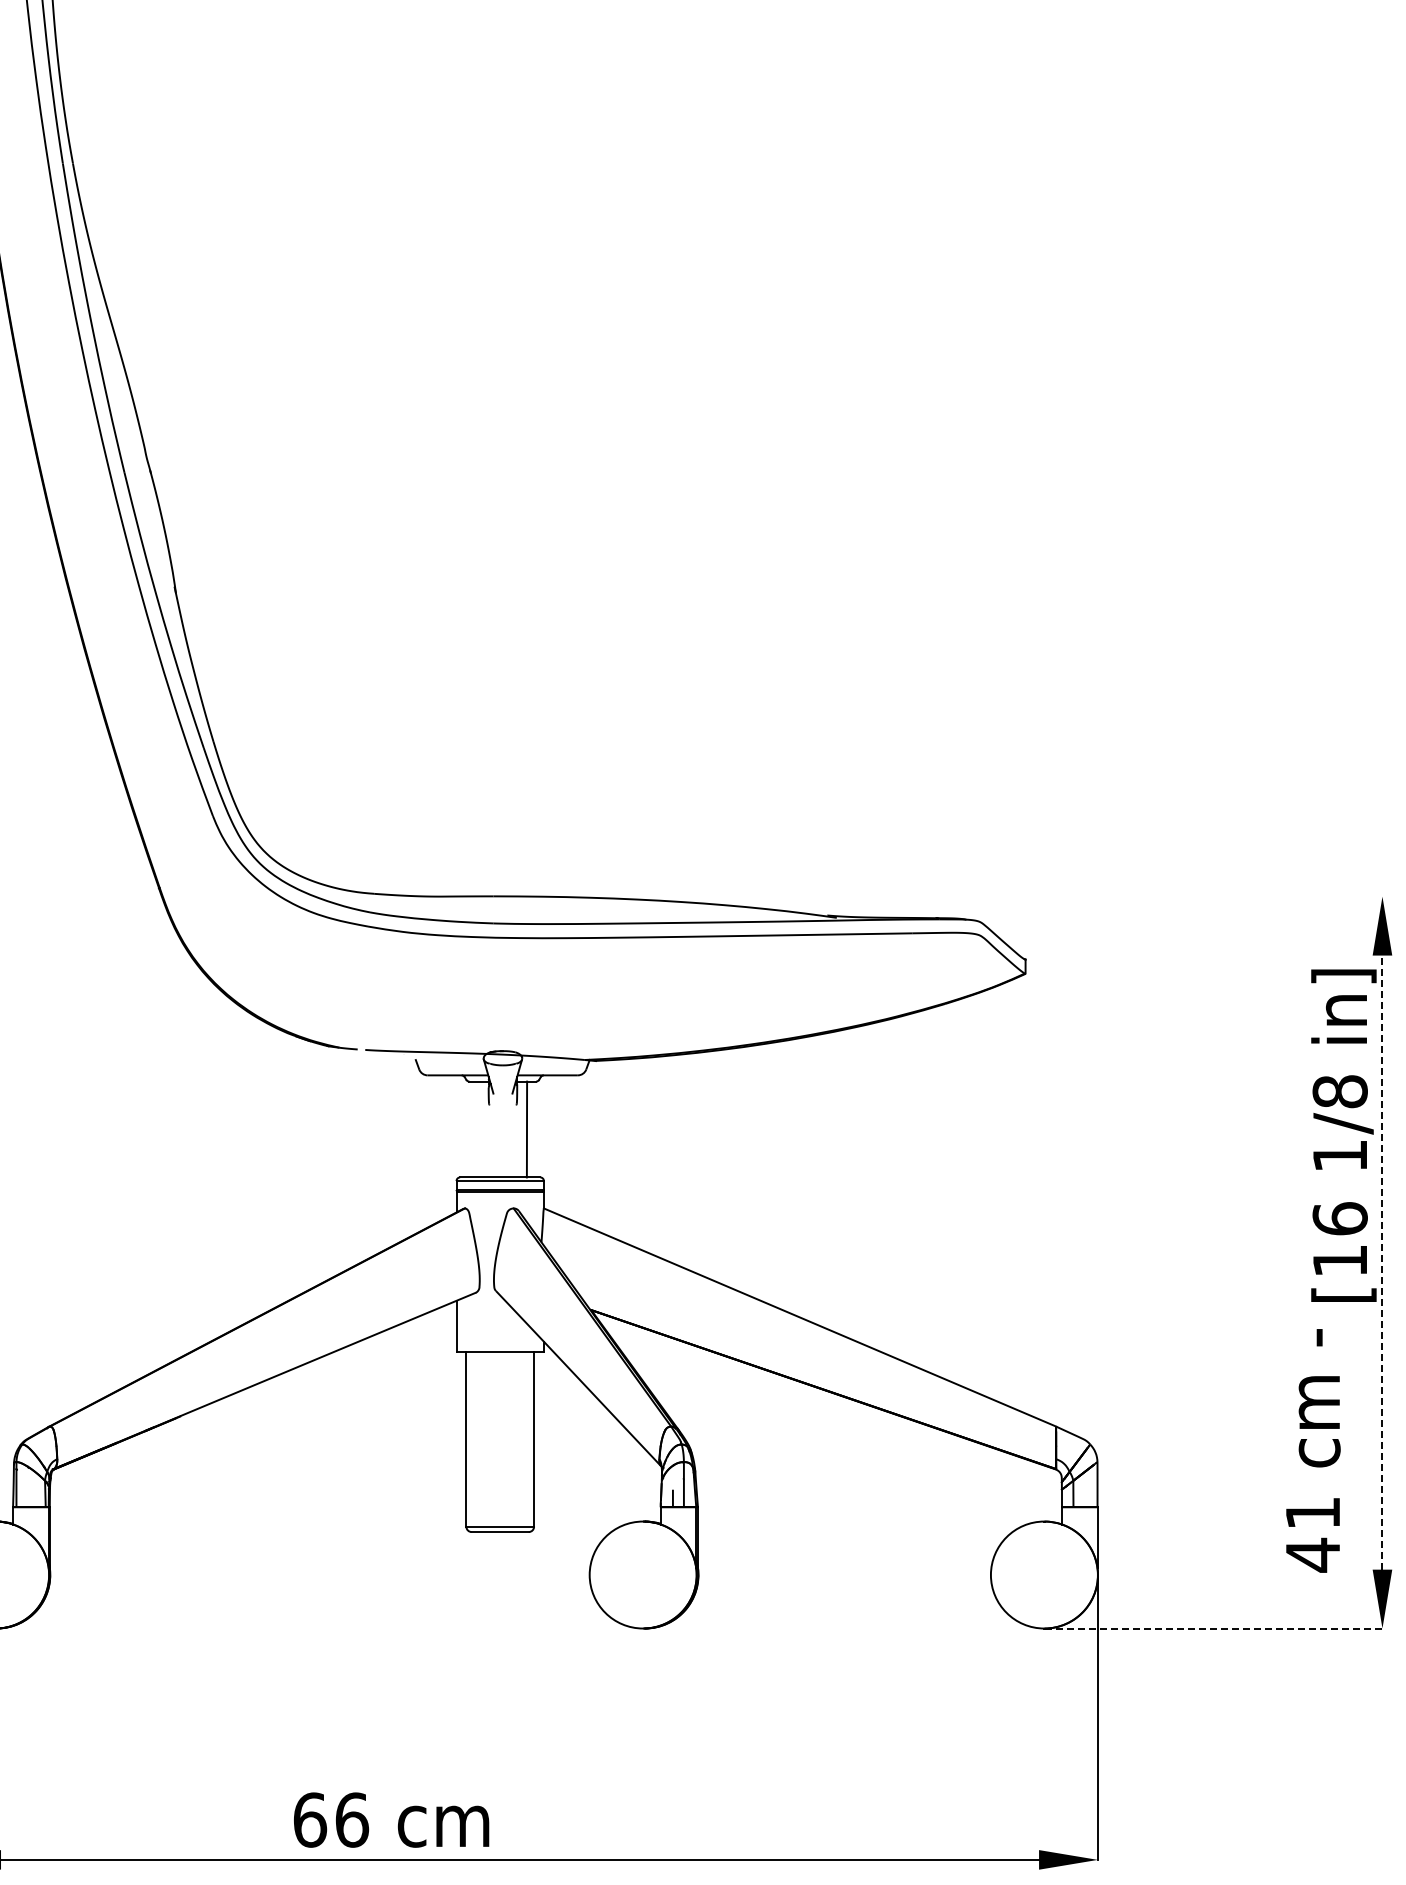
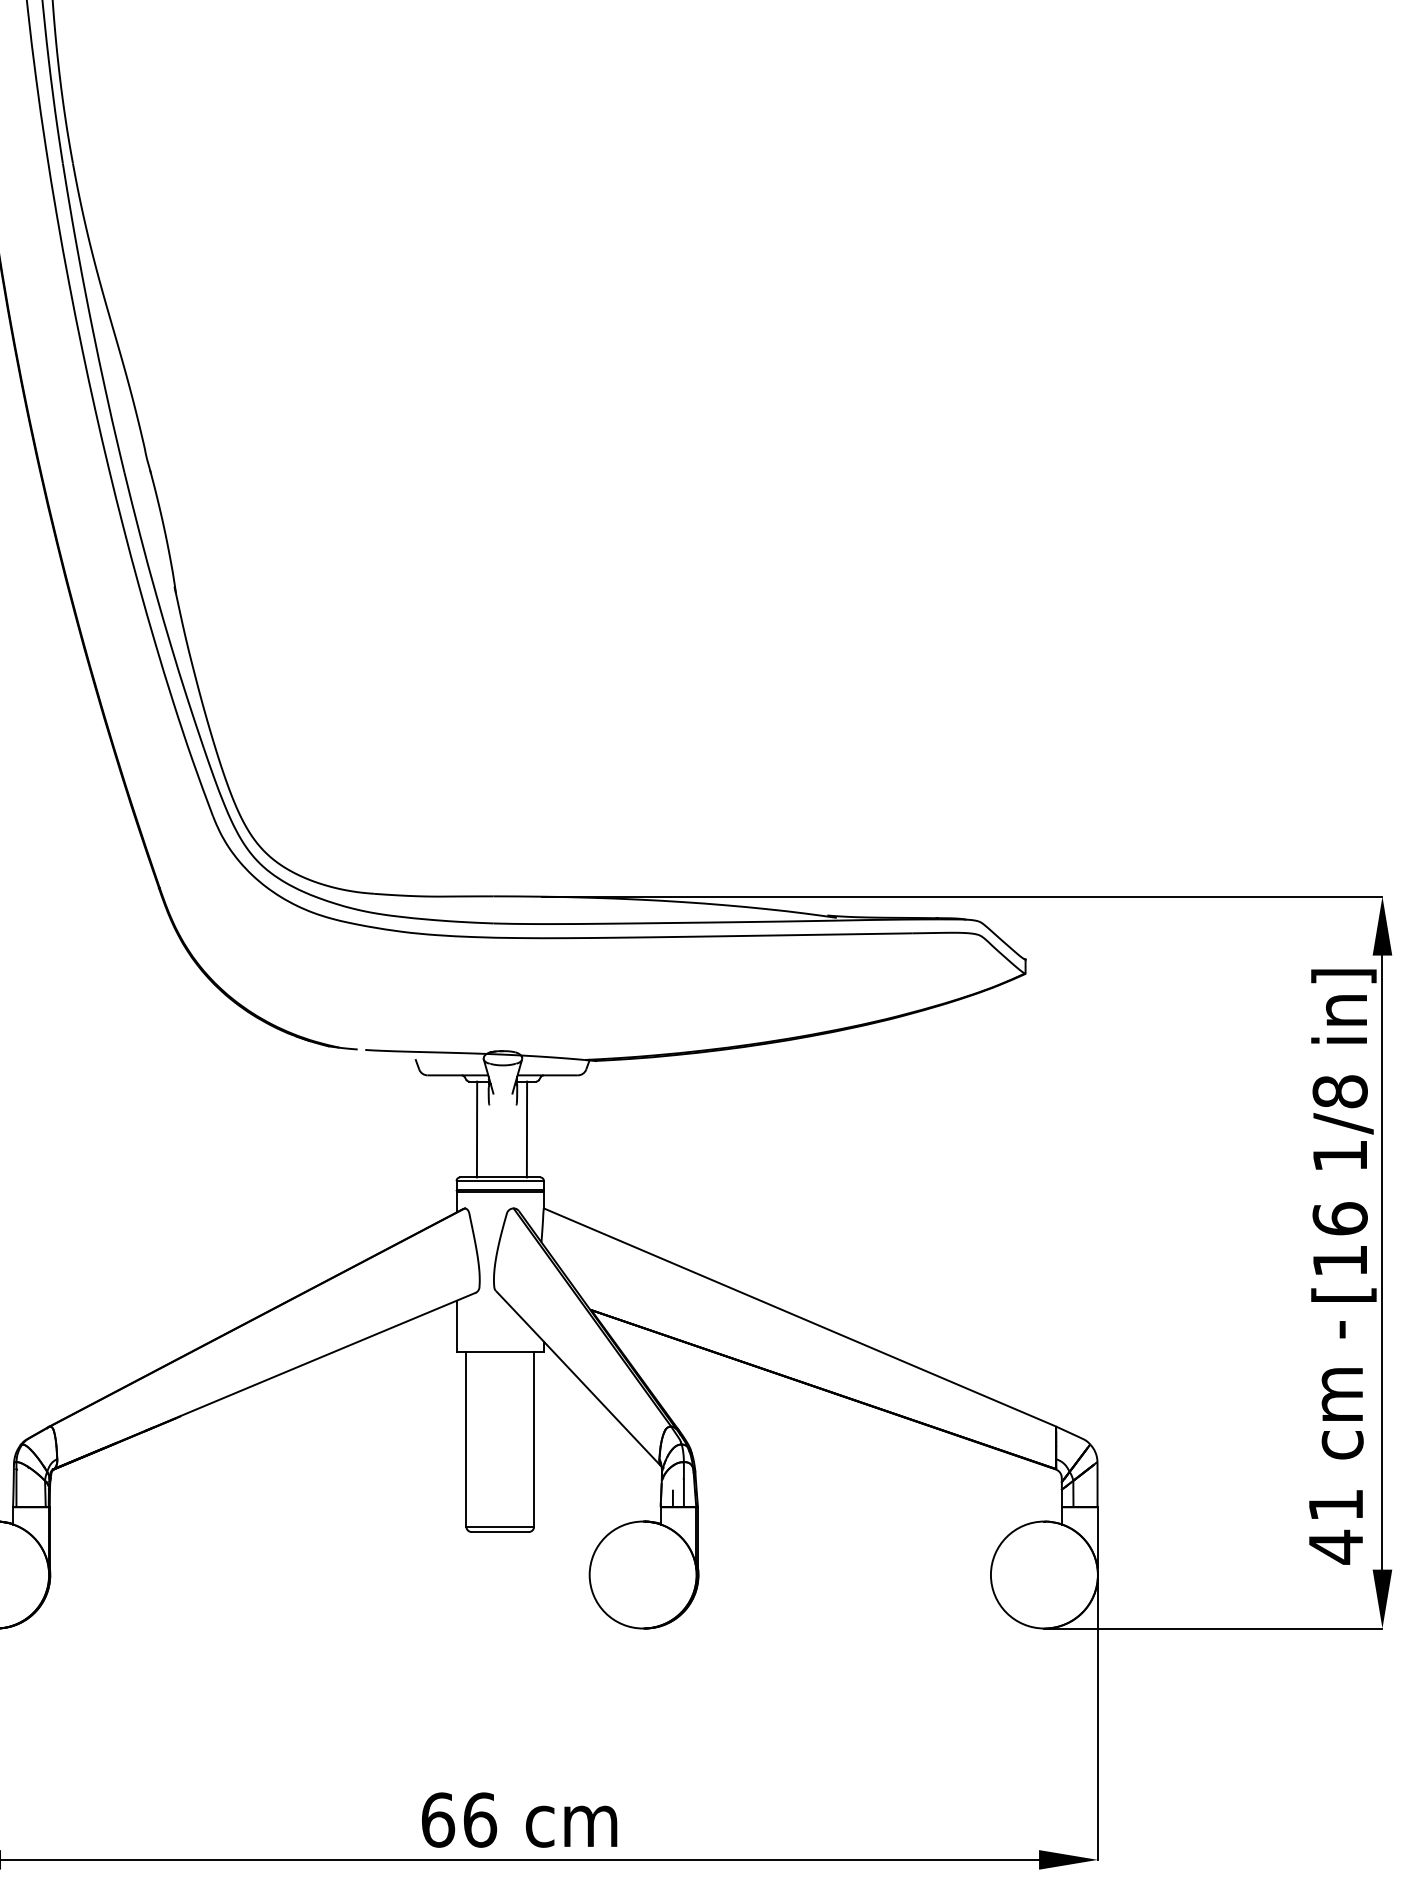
line: none -> present (961, 896)
line: none -> present (476, 1129)
line: dashed -> solid (1382, 1262)
text position: (1313, 1450) -> (1336, 1442) (1336, 1442)
line: dashed -> solid (1213, 1628)
text position: (391, 1819) -> (519, 1819) (519, 1819)
